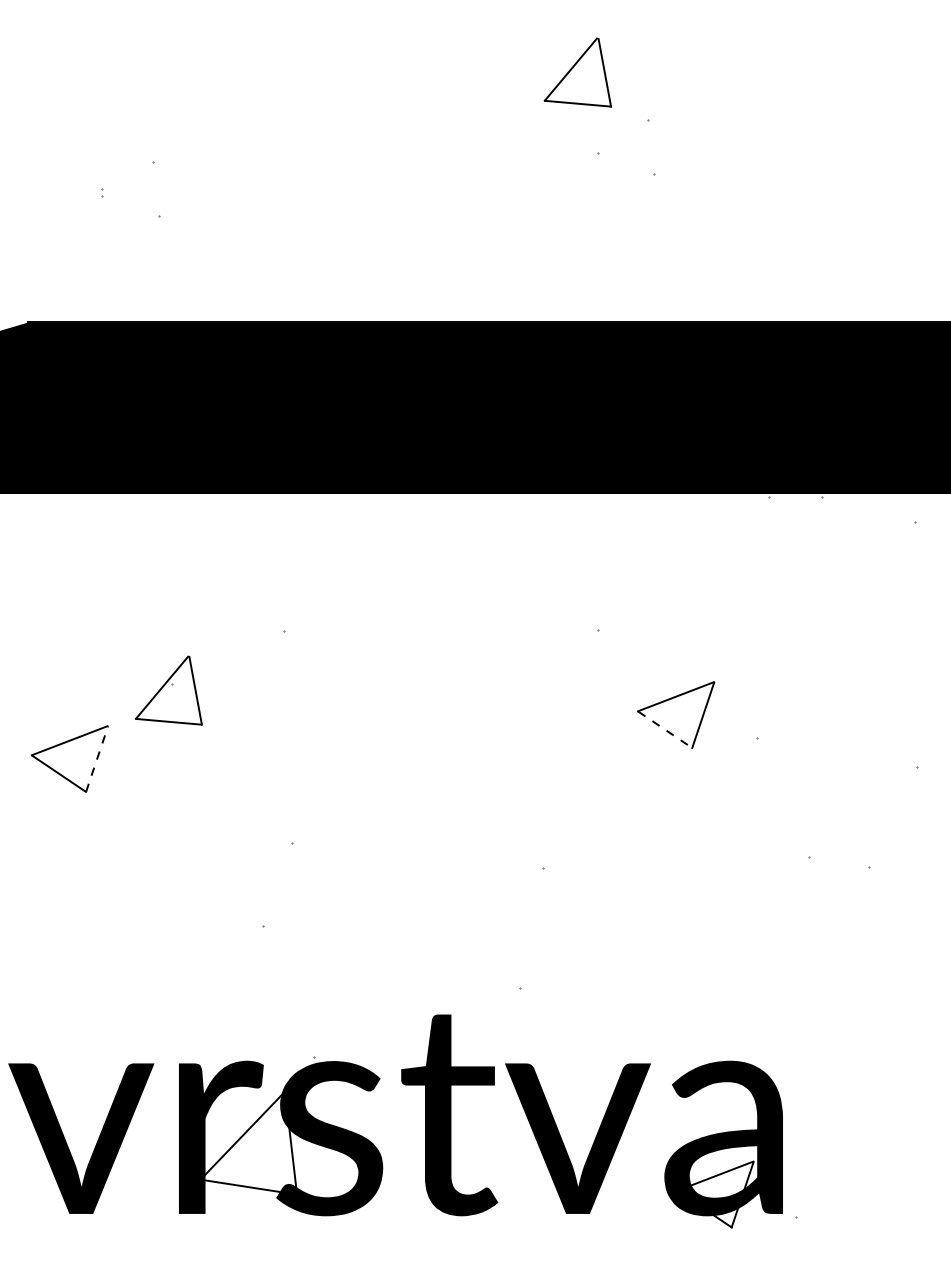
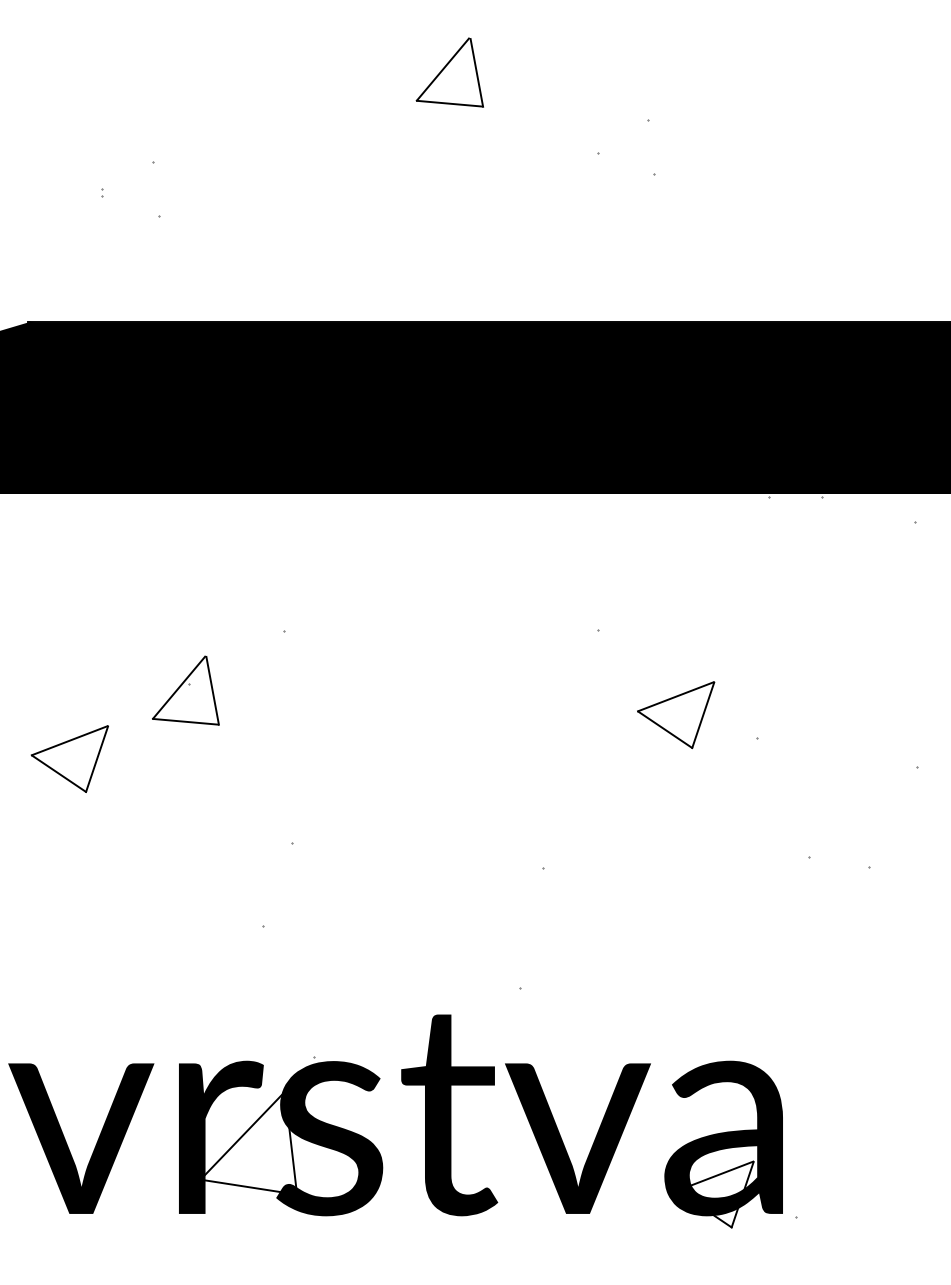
part position: (577, 72) -> (449, 72) (449, 72)
part position: (168, 690) -> (185, 690) (185, 690)
line: dashed -> solid (665, 730)
line: dashed -> solid (97, 758)
